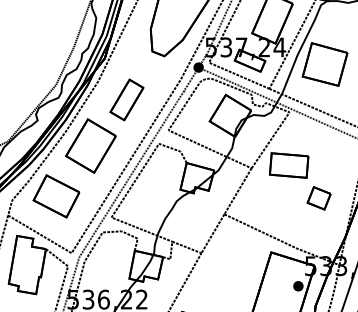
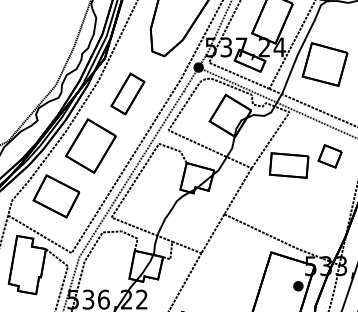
part position: (126, 99) -> (127, 93) (127, 93)
part position: (318, 198) -> (329, 156) (329, 156)
